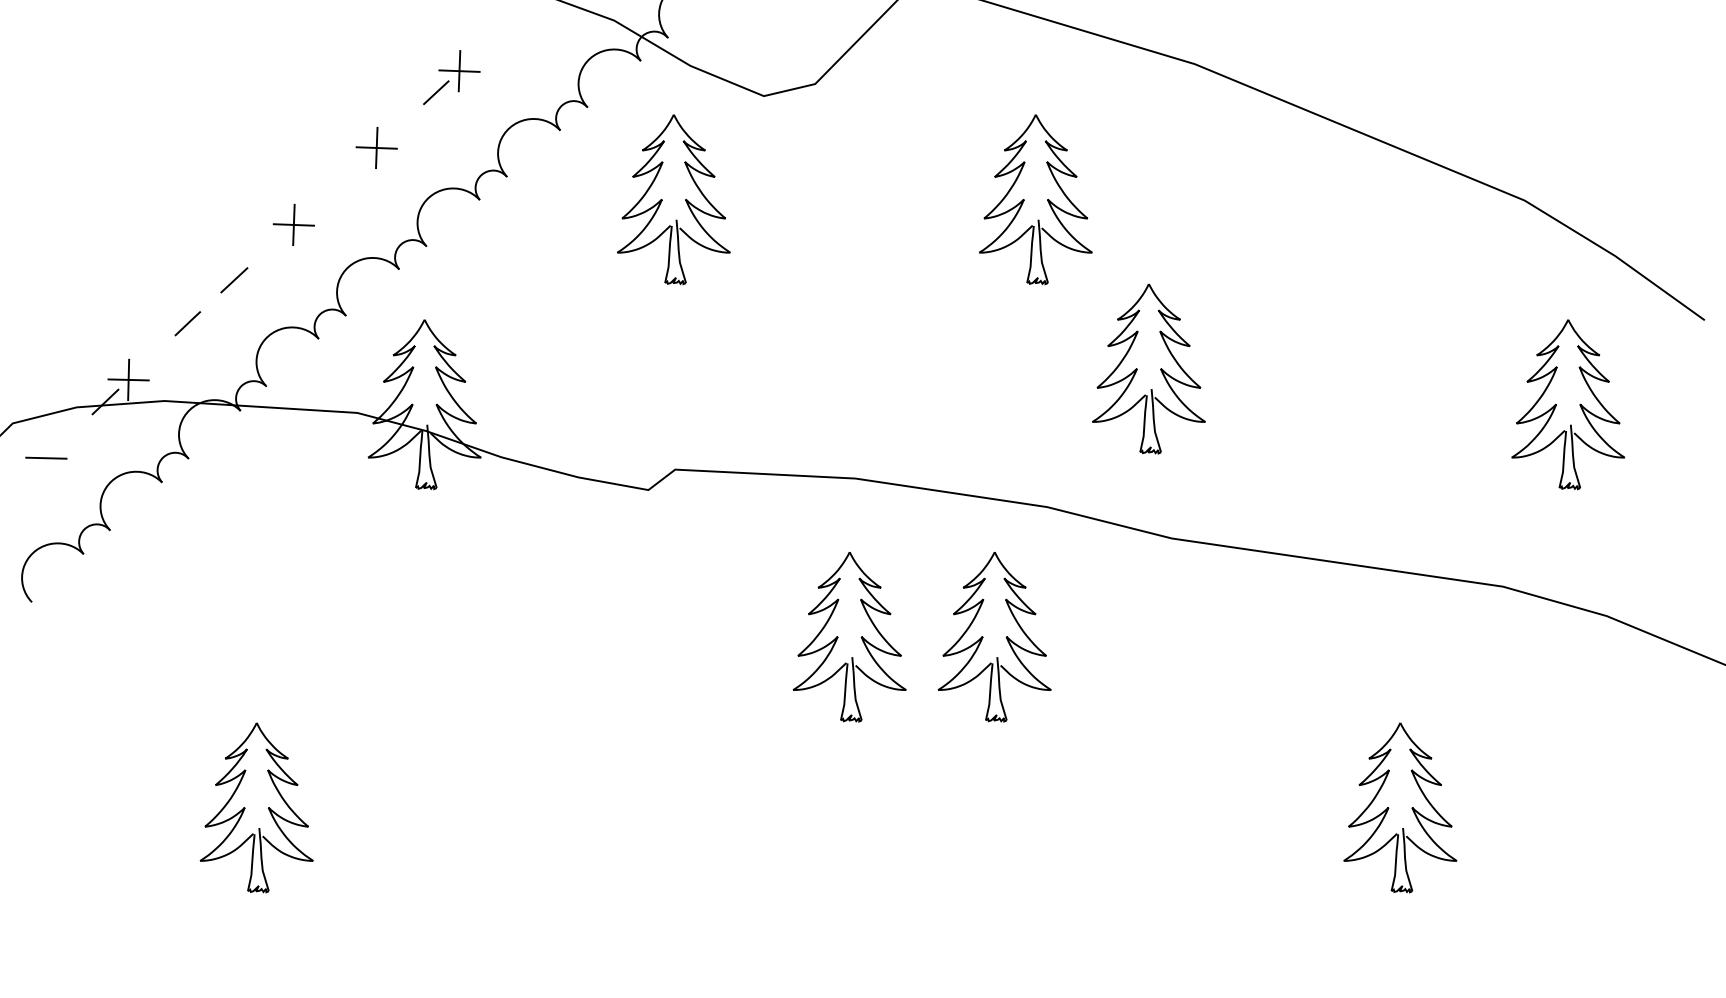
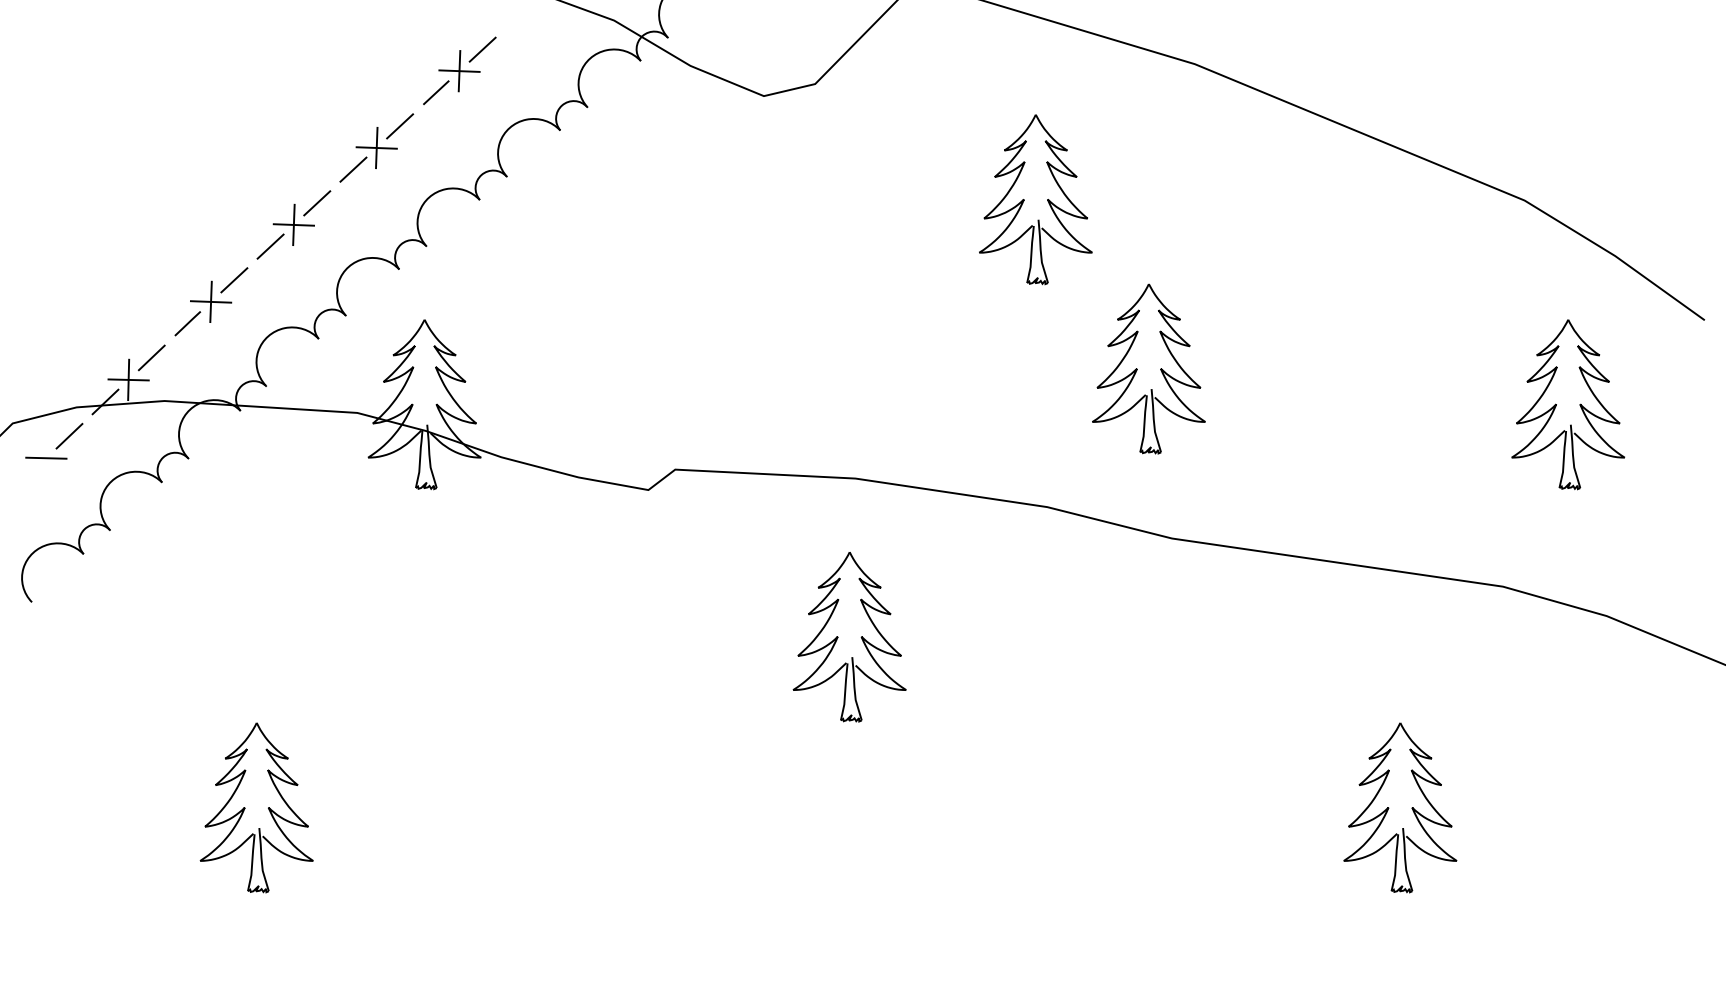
line: none -> present (482, 49)
line: none -> present (400, 126)
line: none -> present (353, 169)
part: present -> none (673, 199)
line: none -> present (317, 203)
line: none -> present (270, 246)
part: none -> present (211, 301)
line: none -> present (151, 357)
line: none -> present (69, 436)
part: present -> none (994, 637)
